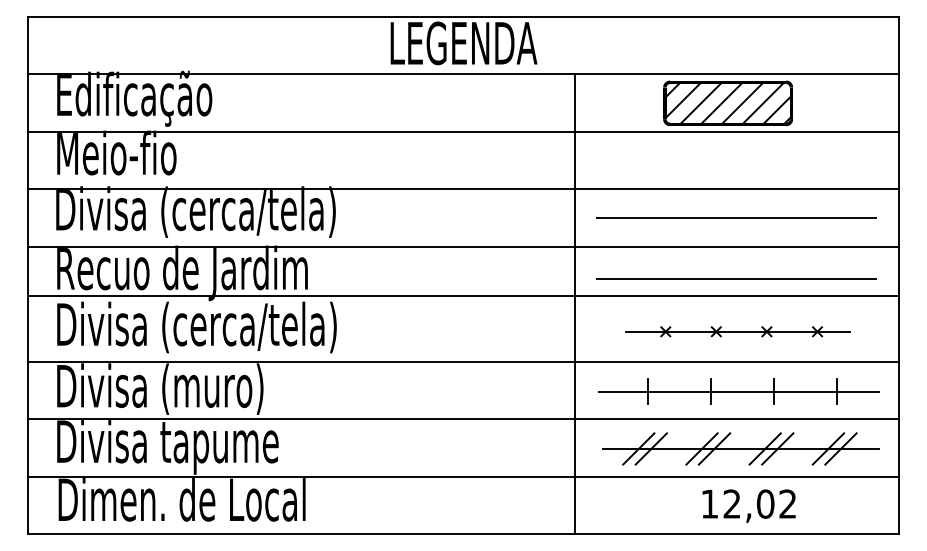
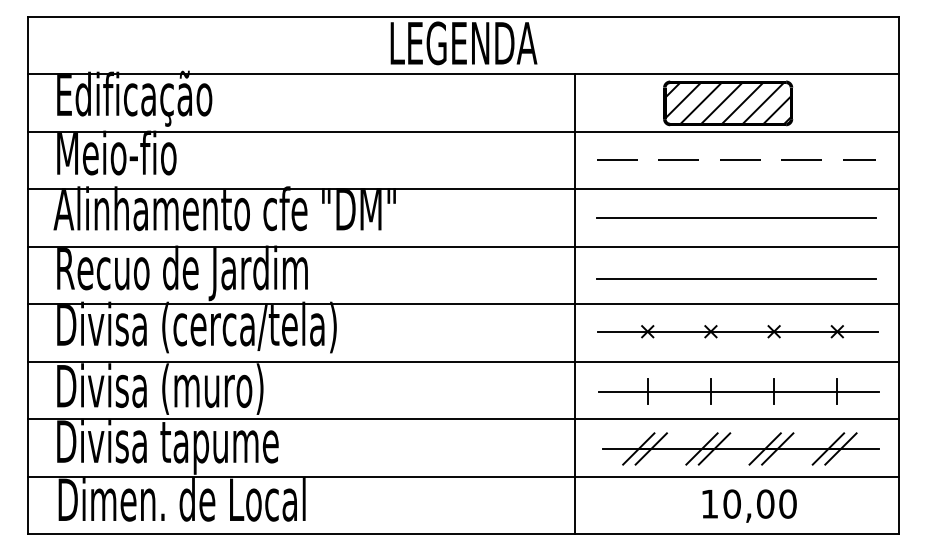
line: none -> present (736, 159)
text: Divisa (cerca/tela) -> Alinhamento cfe "DM" (224, 211)
line position: (463, 296) -> (463, 304) (463, 304)
part size: 226x12 px -> 282x14 px (737, 331)
text: 12,02 -> 10,00 (759, 503)
